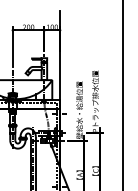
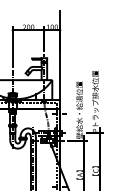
line: present -> none (123, 94)
